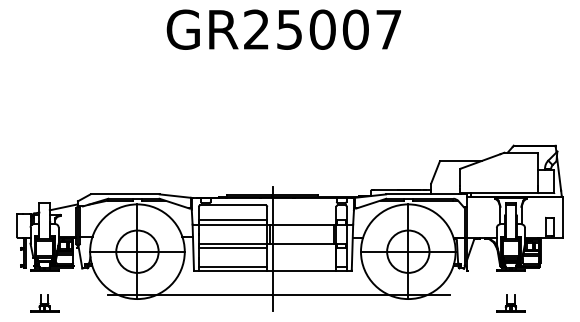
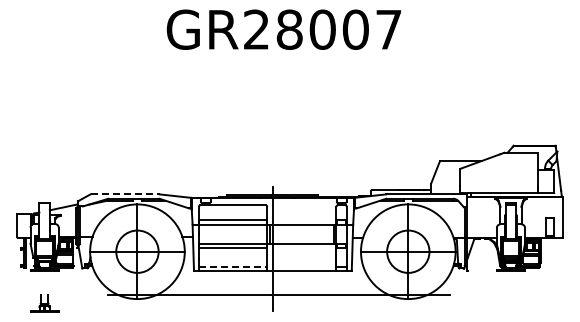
text: GR25007 -> GR28007 (289, 29)
line: solid -> dashed (125, 194)
line: solid -> dashed (233, 266)
part: present -> none (510, 303)
